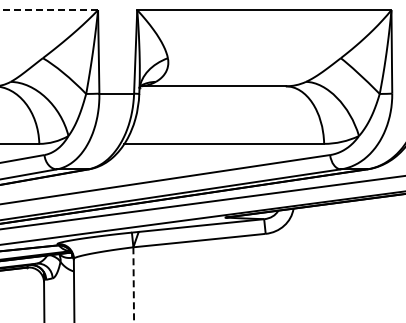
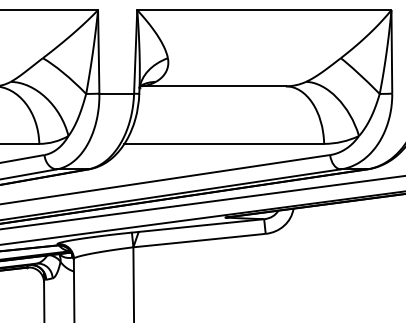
line: dashed -> solid (49, 10)
line: dashed -> solid (133, 285)
